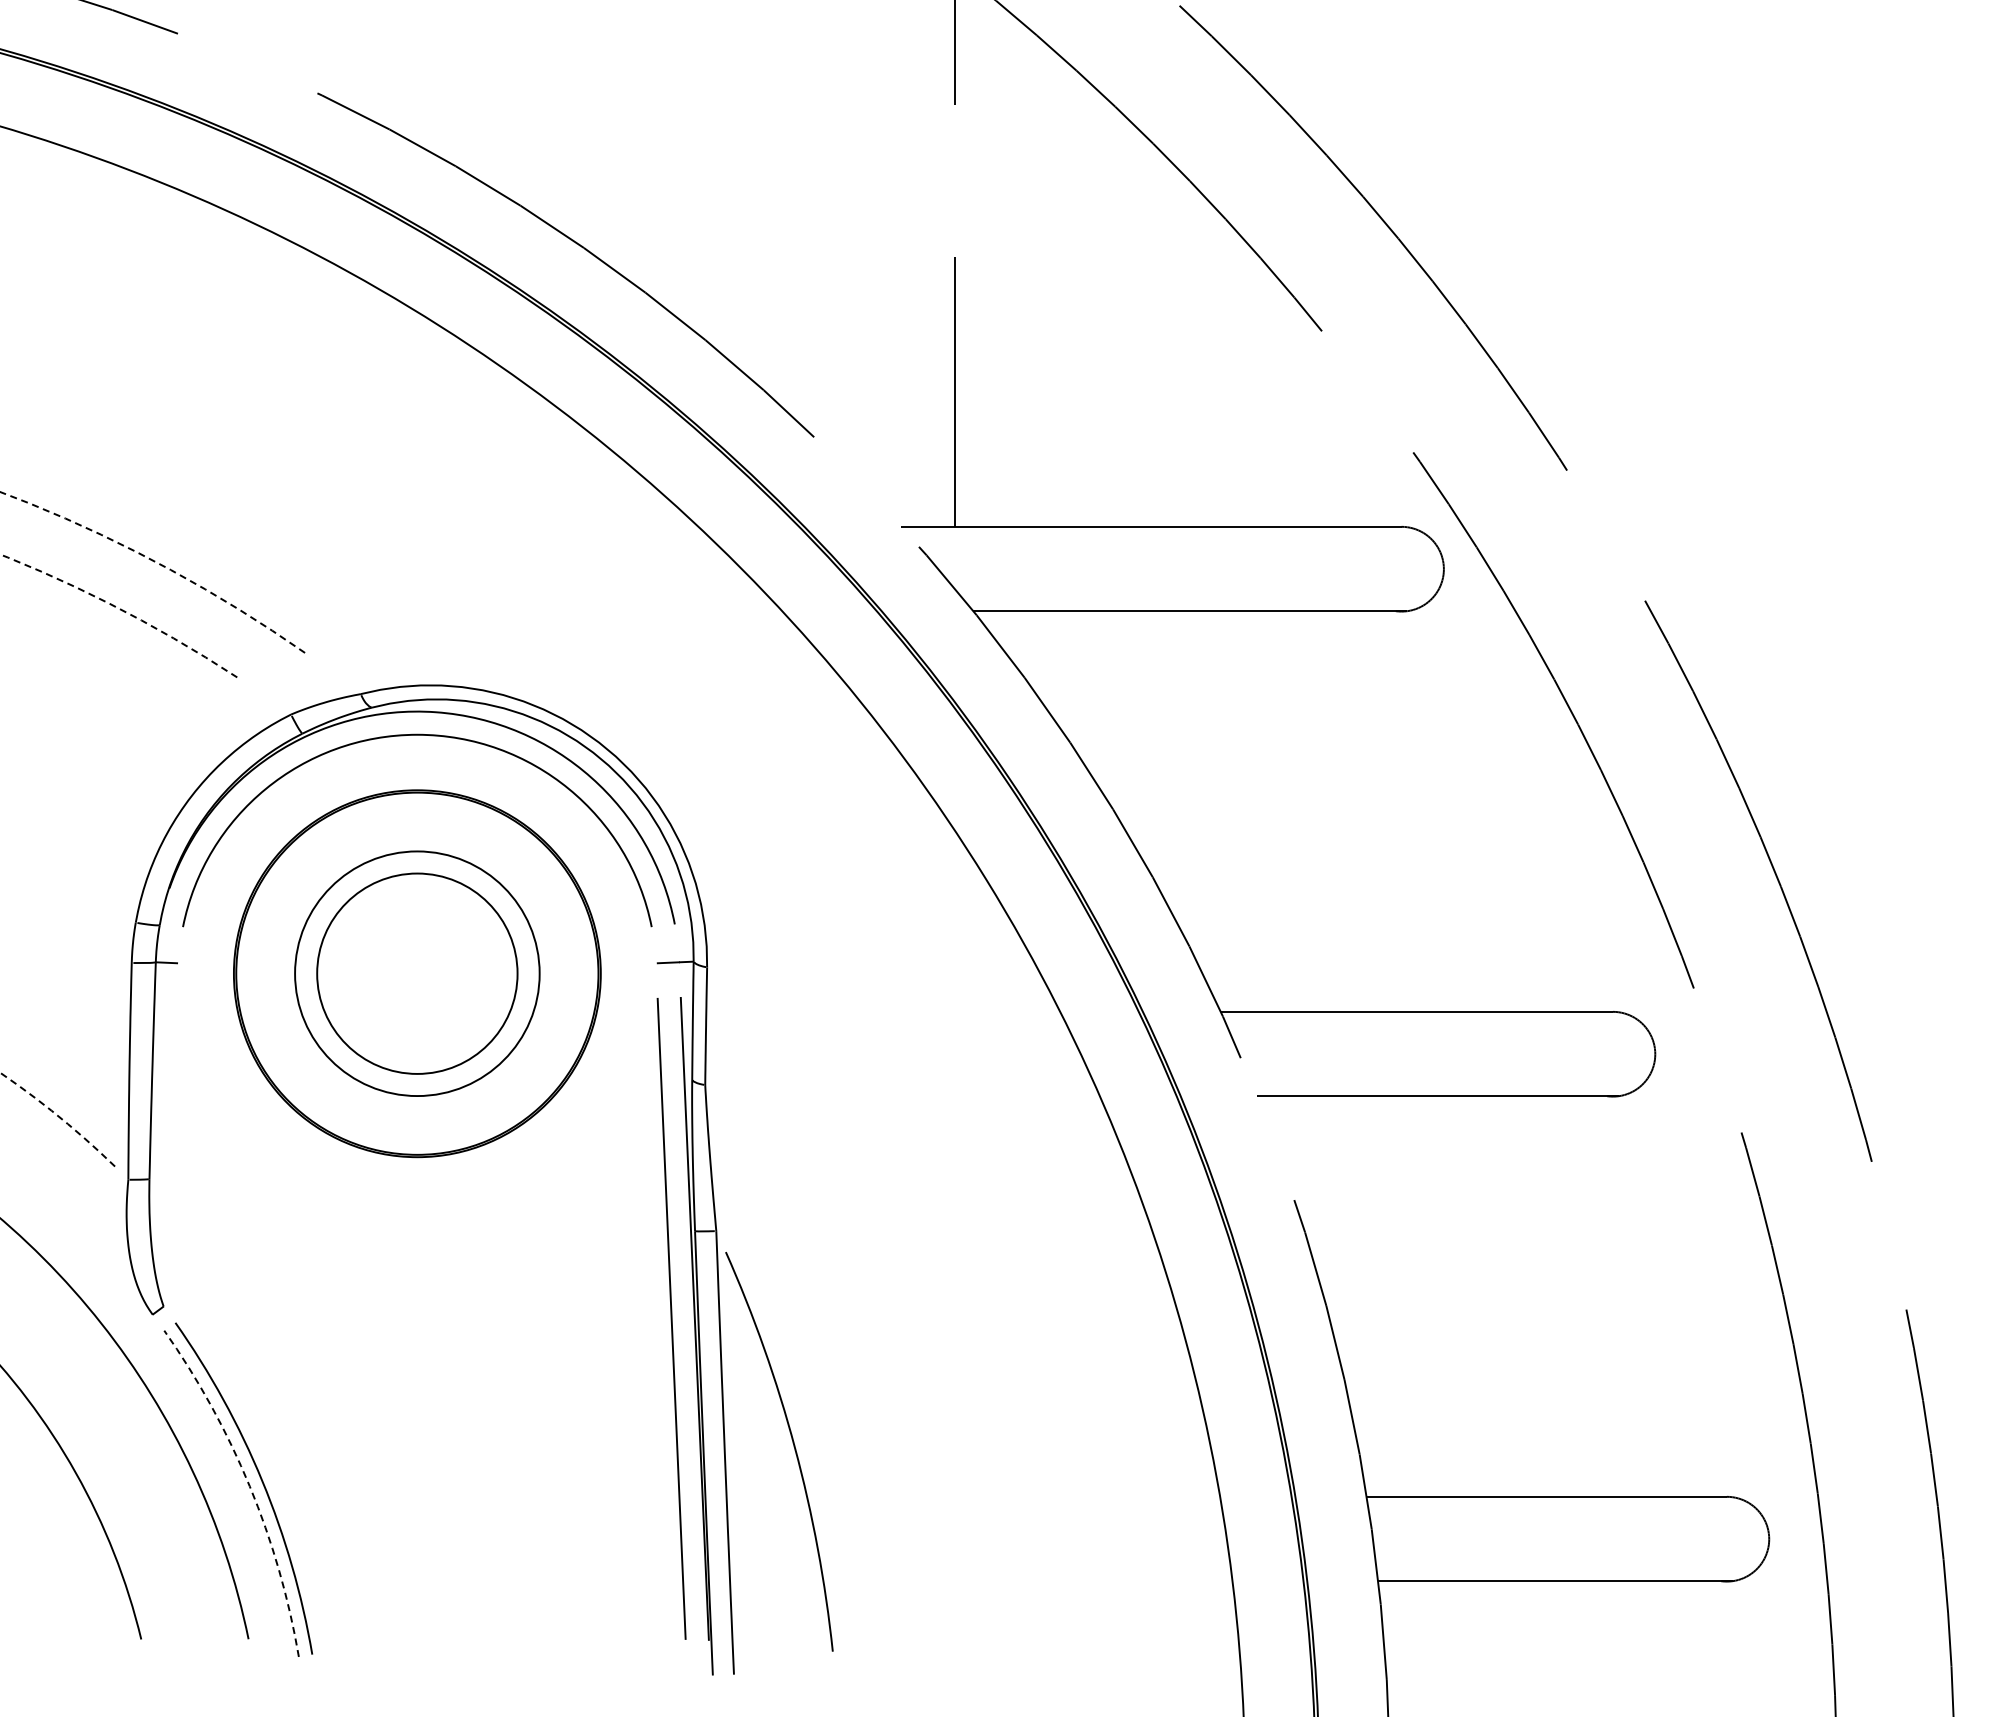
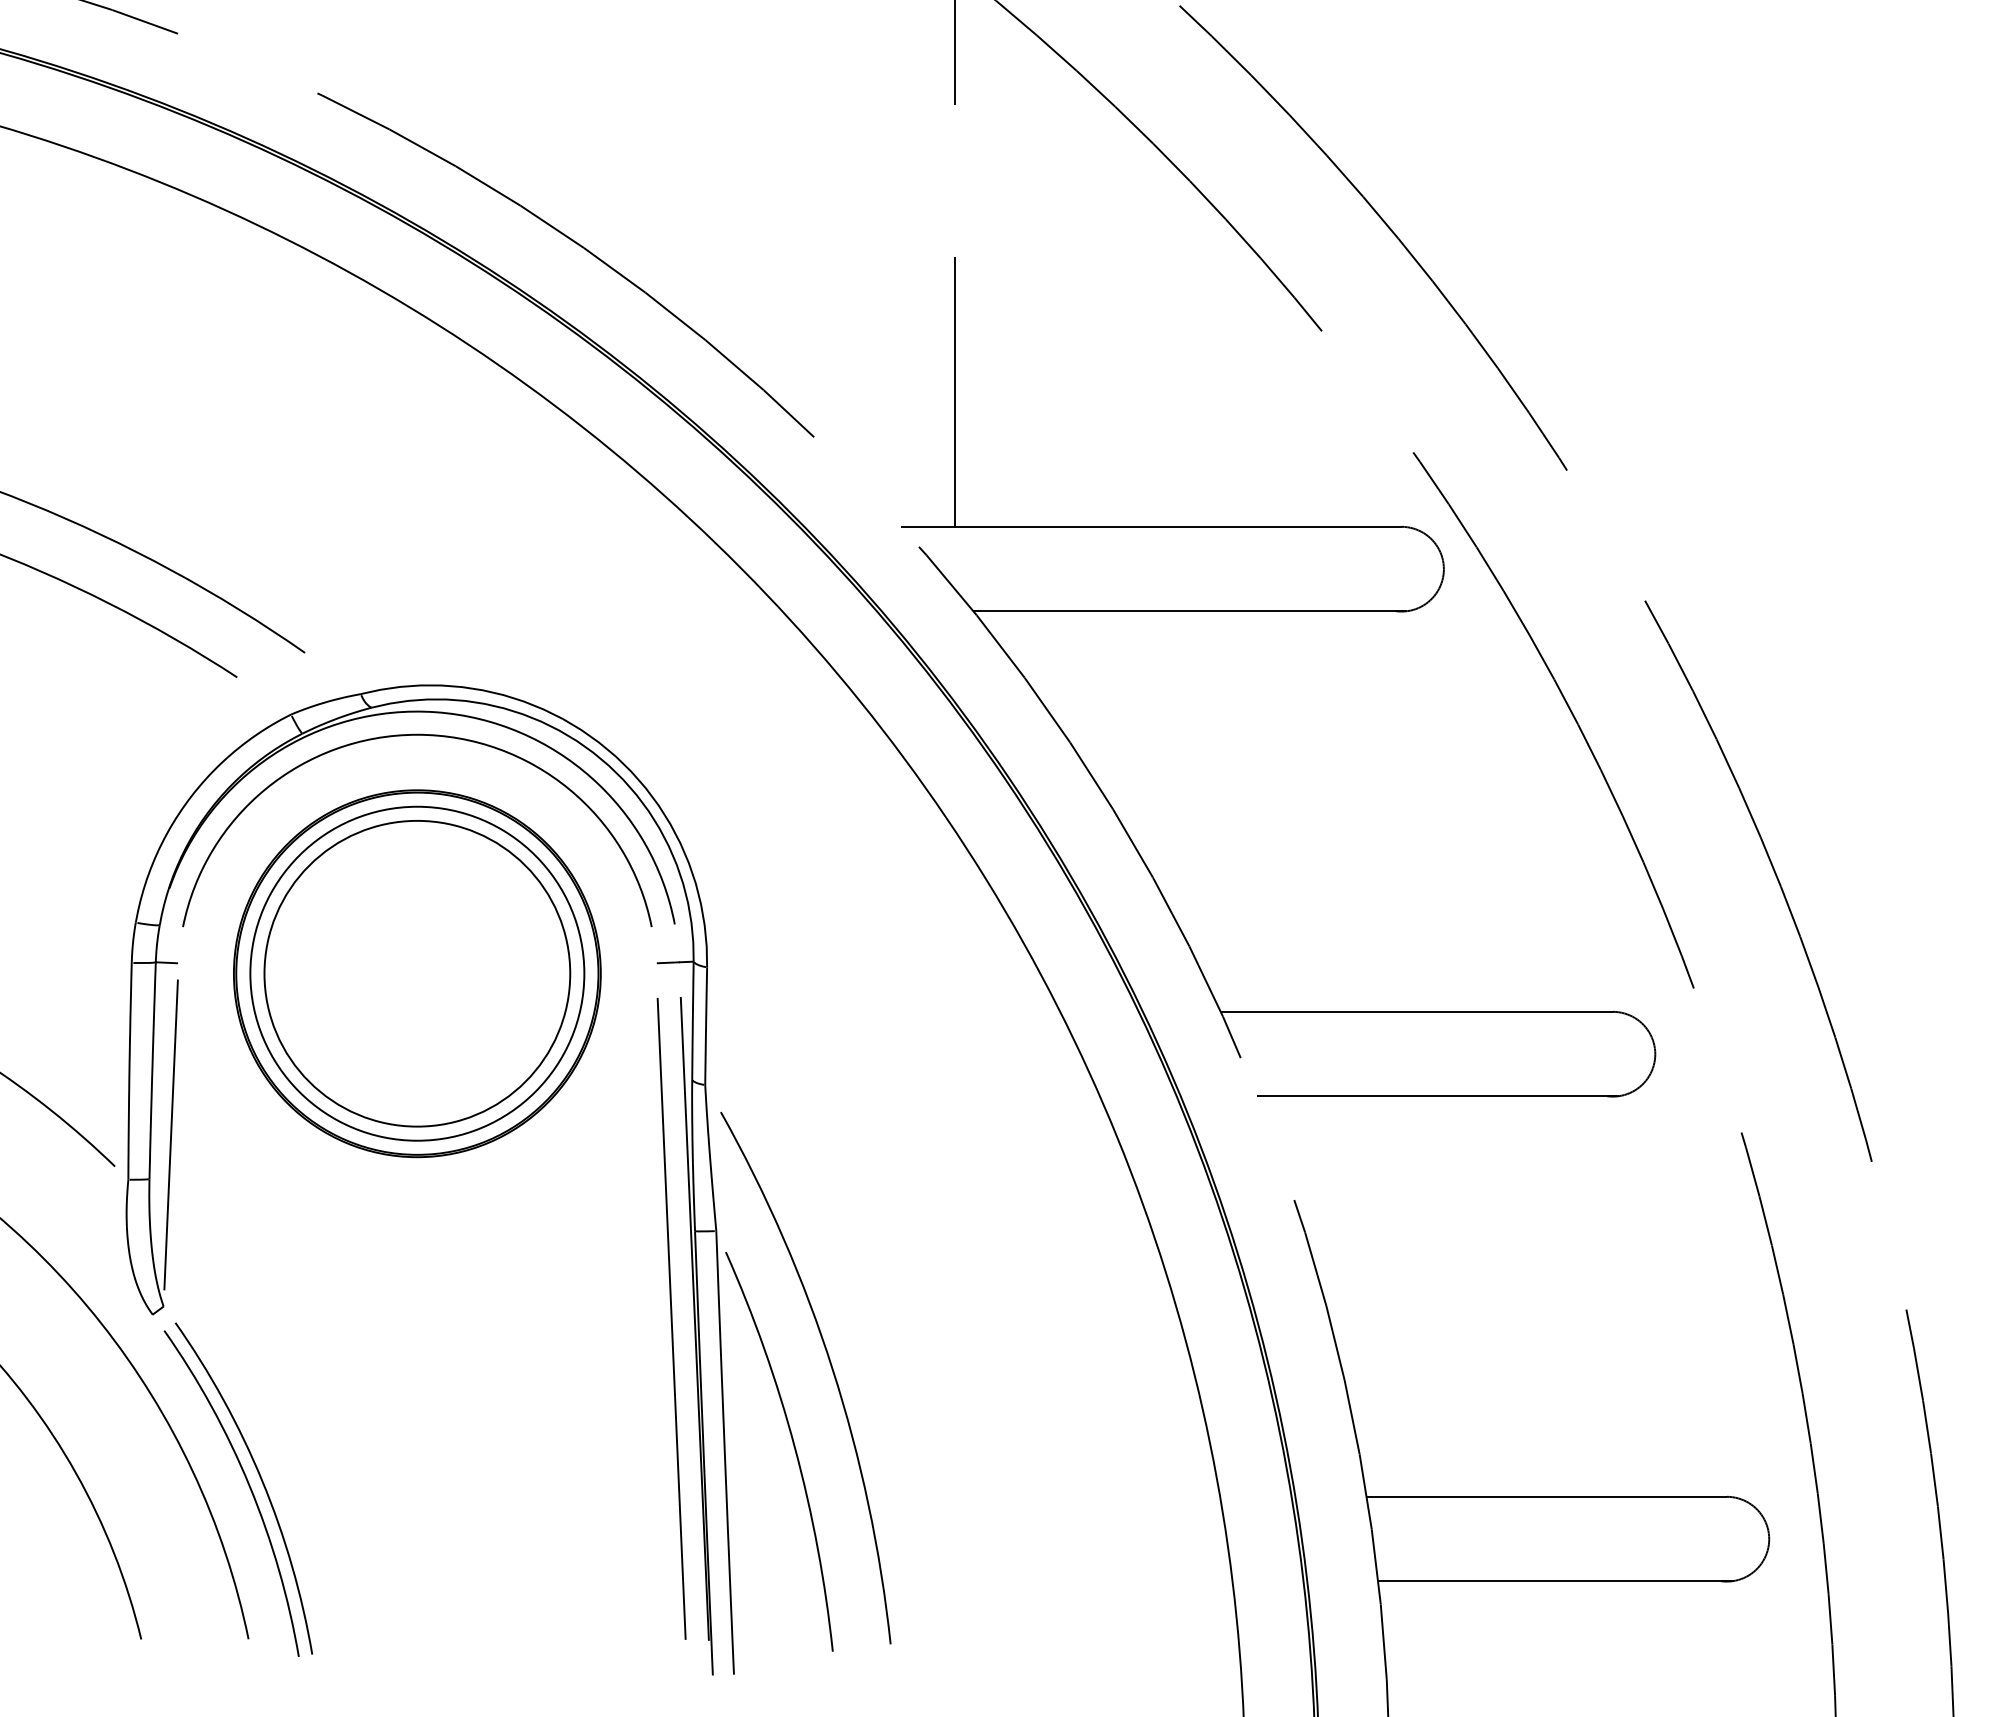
arc: dashed -> solid (157, 563)
arc: dashed -> solid (122, 610)
circle diameter: 200 px -> 334 px (417, 973)
circle diameter: 245 px -> 306 px (417, 973)
arc: dashed -> solid (59, 1116)
line: none -> present (170, 1134)
arc: none -> present (831, 1369)
arc: dashed -> solid (249, 1486)
